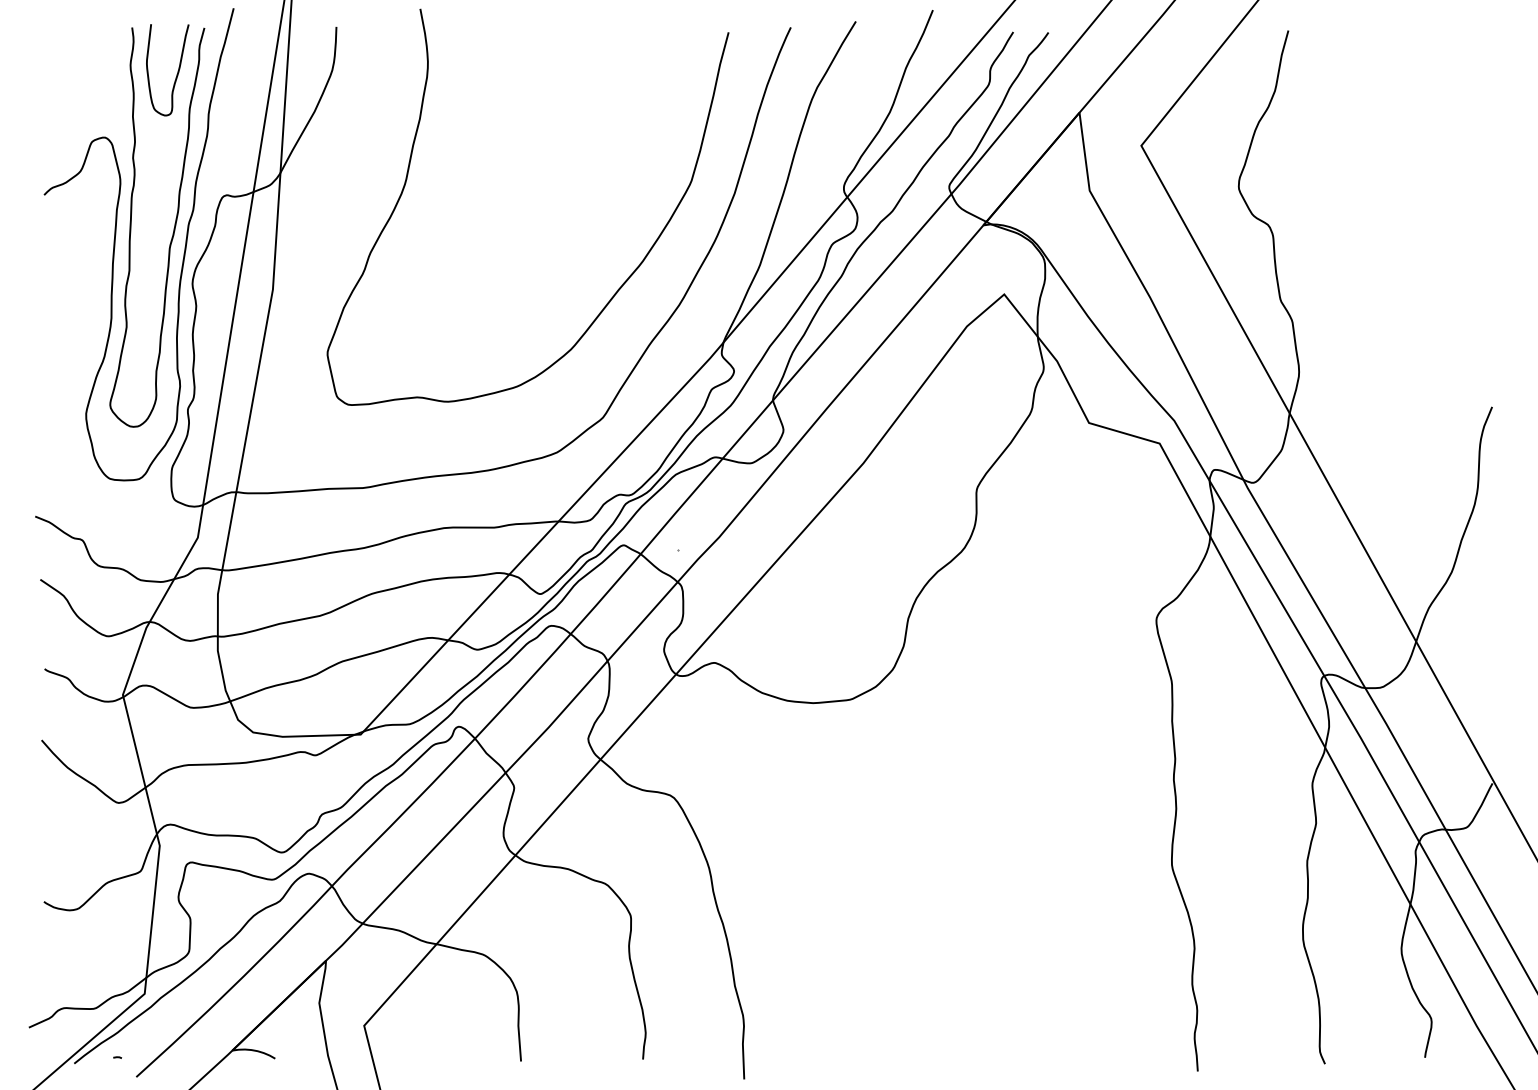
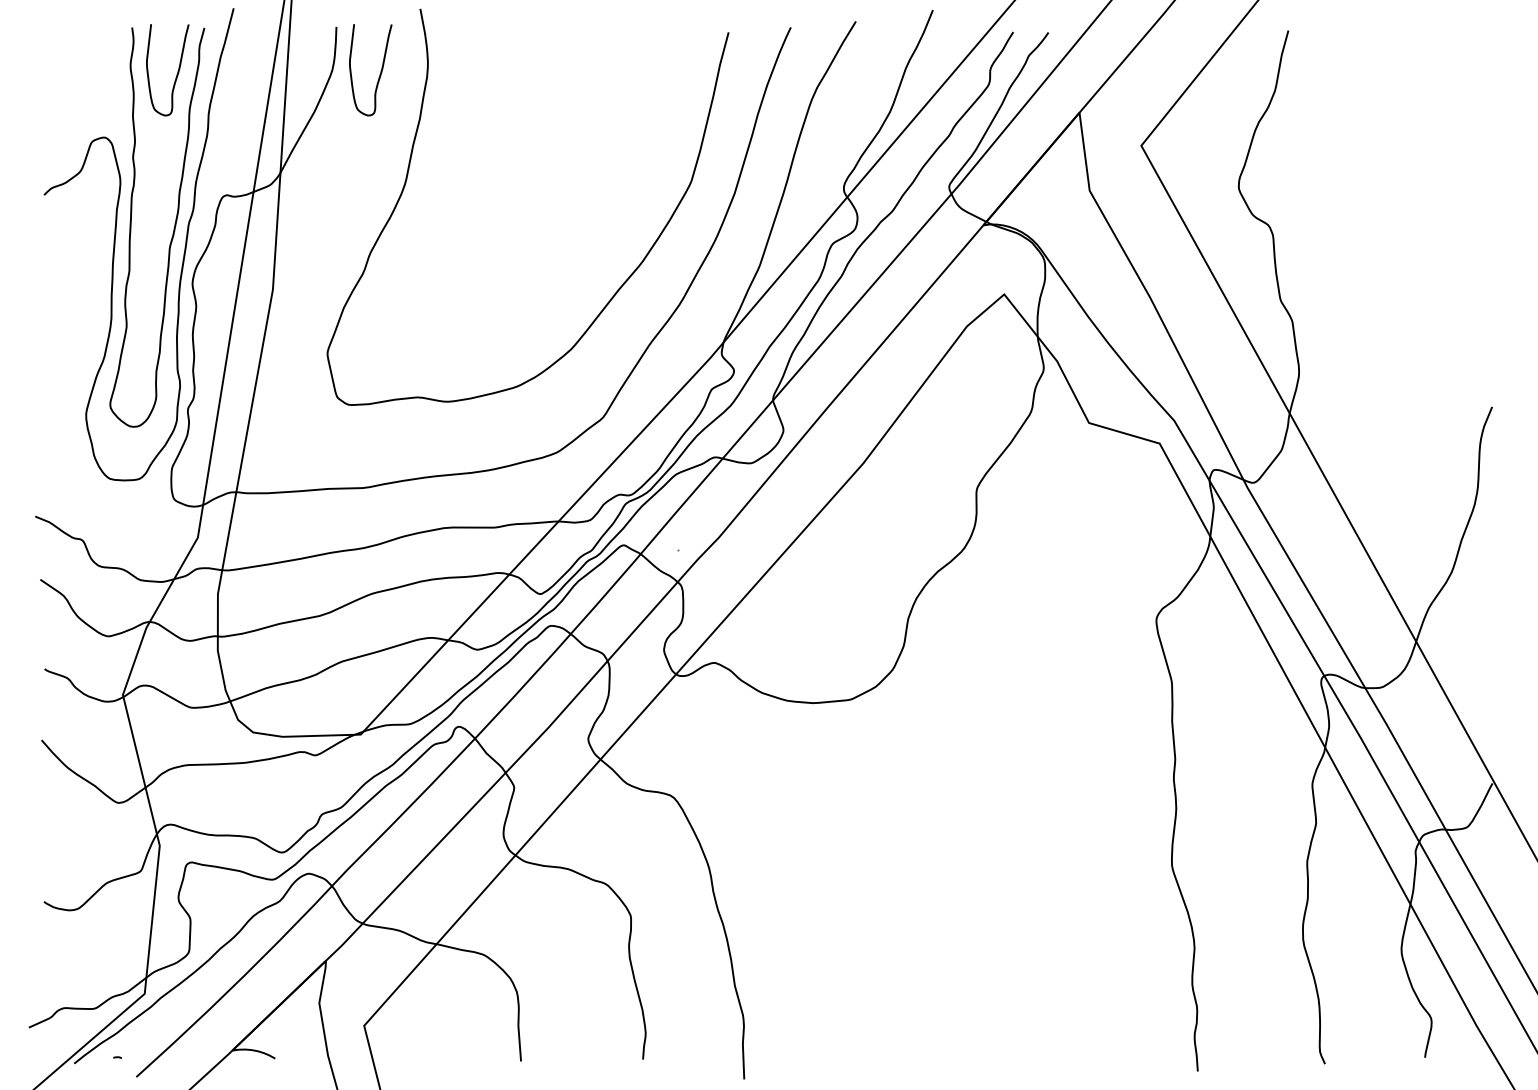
curve: none -> present (379, 74)
